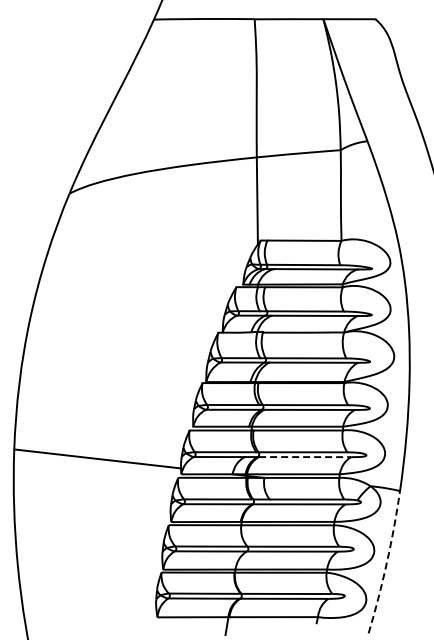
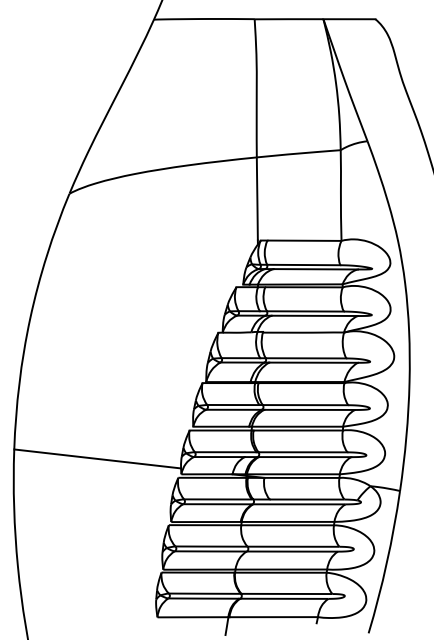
line: dashed -> solid (305, 457)
arc: dashed -> solid (386, 562)
